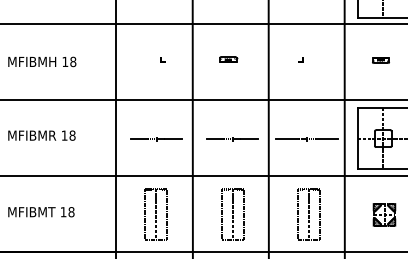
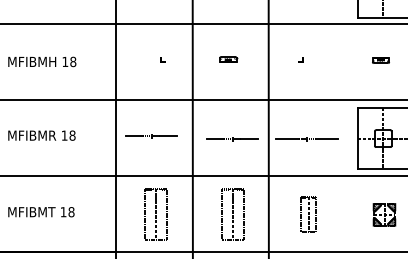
line: present -> none (344, 128)
part position: (156, 139) -> (151, 136) (151, 136)
part size: 24x53 px -> 17x37 px (308, 214)
